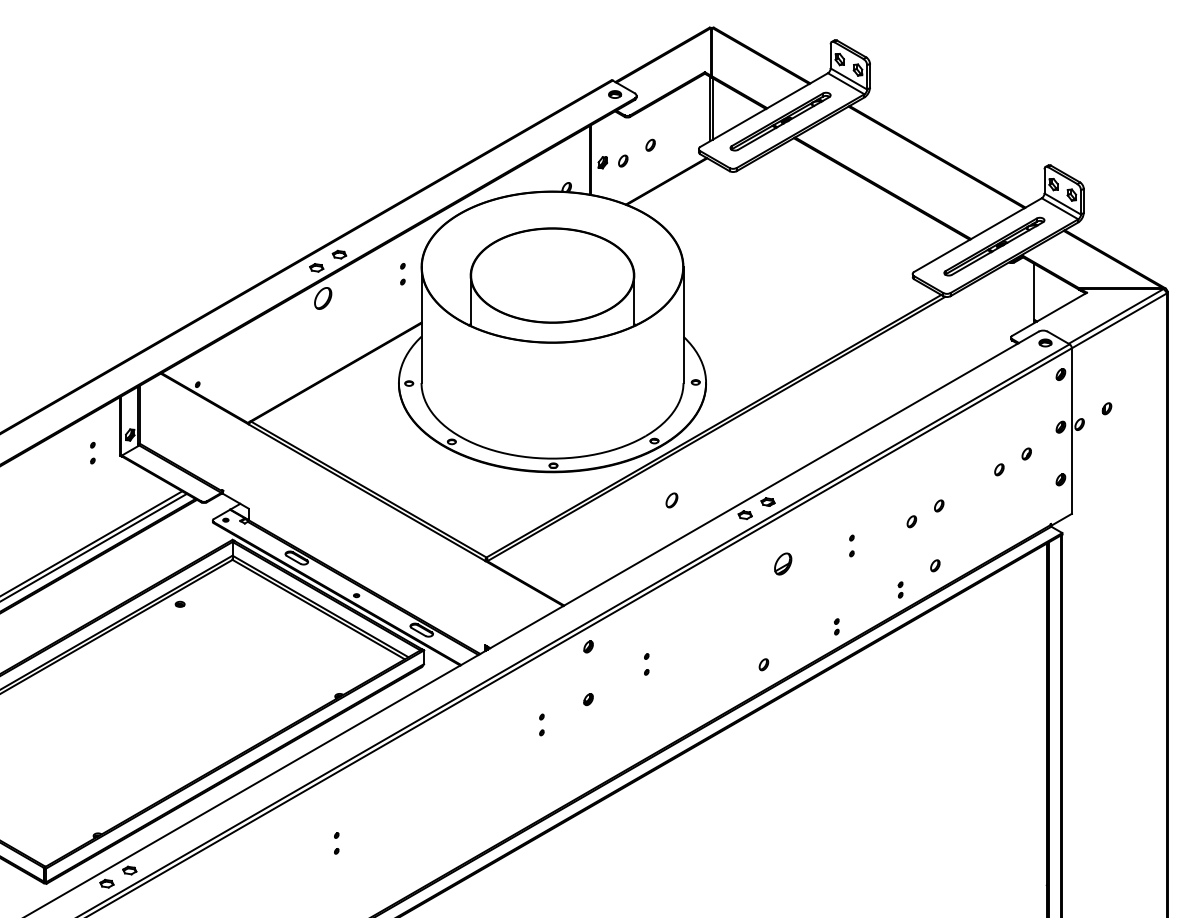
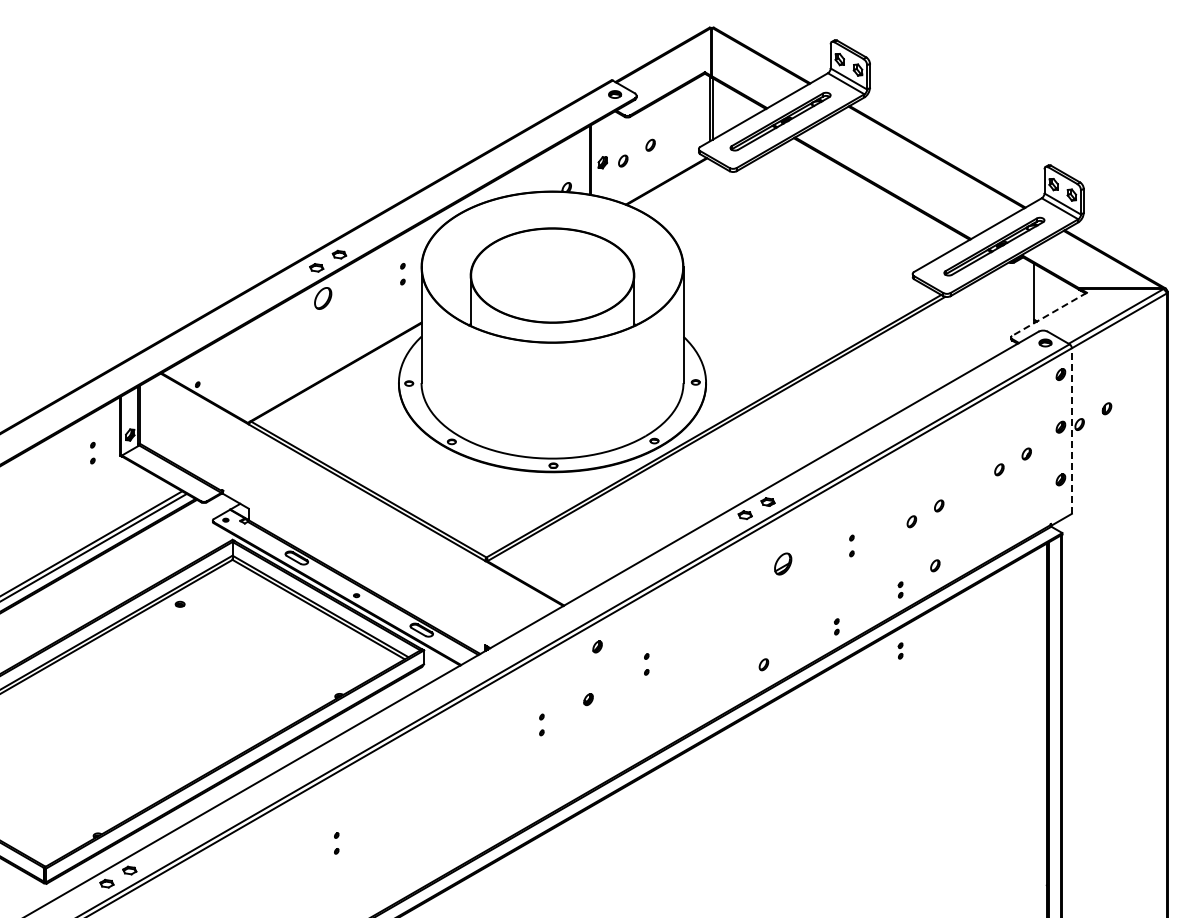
line: solid -> dashed (1049, 314)
line: solid -> dashed (1071, 431)
part: present -> none (671, 500)
part position: (588, 646) -> (597, 646) (597, 646)
part: none -> present (900, 650)
